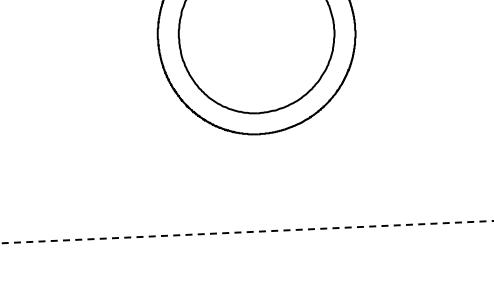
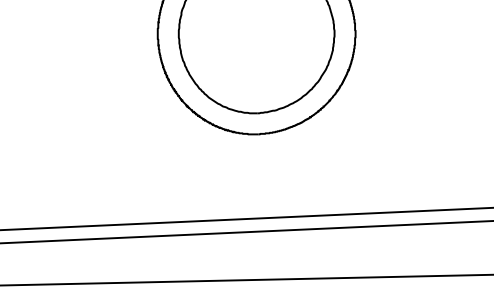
line: none -> present (246, 218)
line: dashed -> solid (247, 232)
line: none -> present (246, 279)
